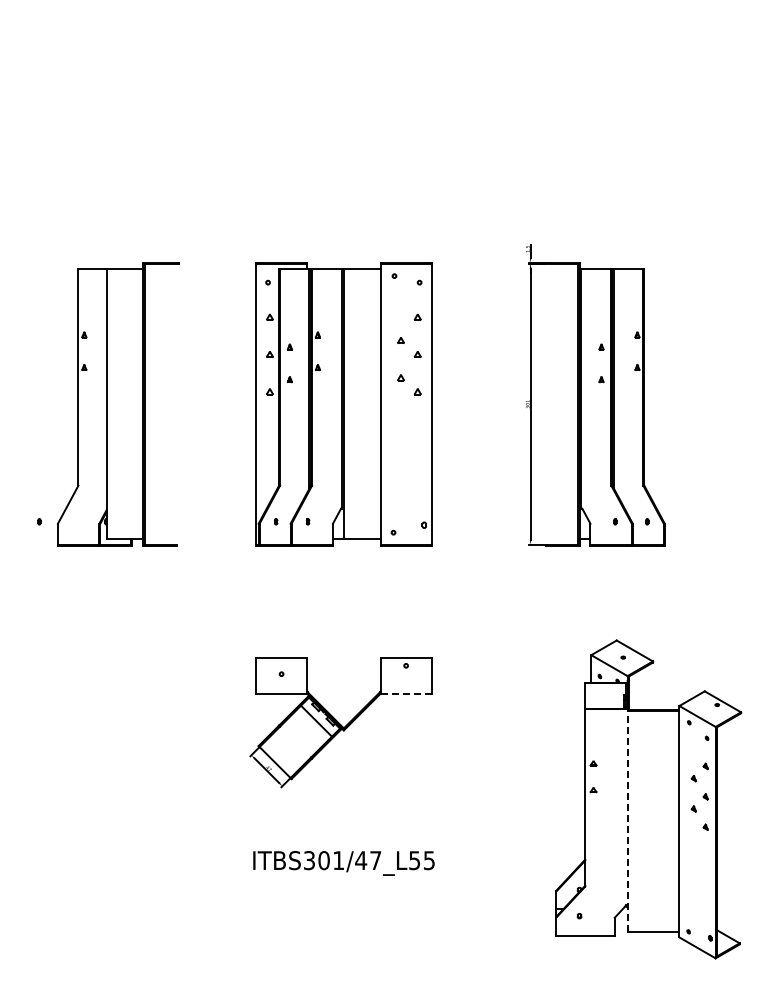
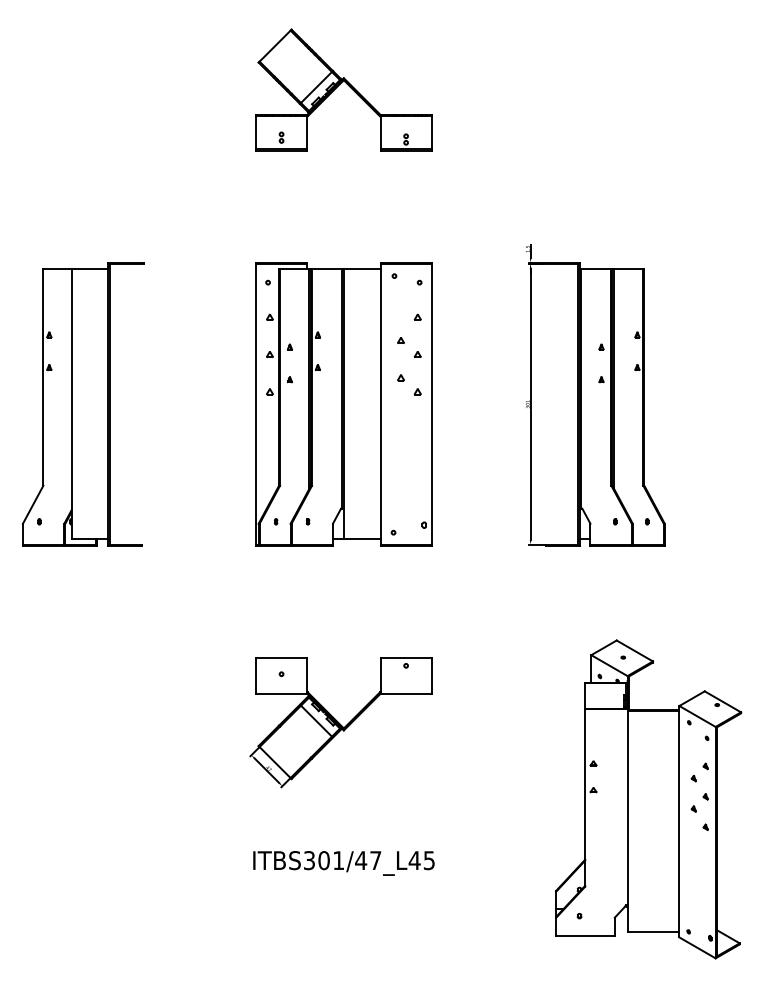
part: none -> present (343, 89)
part position: (118, 404) -> (83, 404) (83, 404)
line: dashed -> solid (406, 693)
line: dashed -> solid (627, 820)
text: ITBS301/47_L55 -> ITBS301/47_L45 (414, 860)
